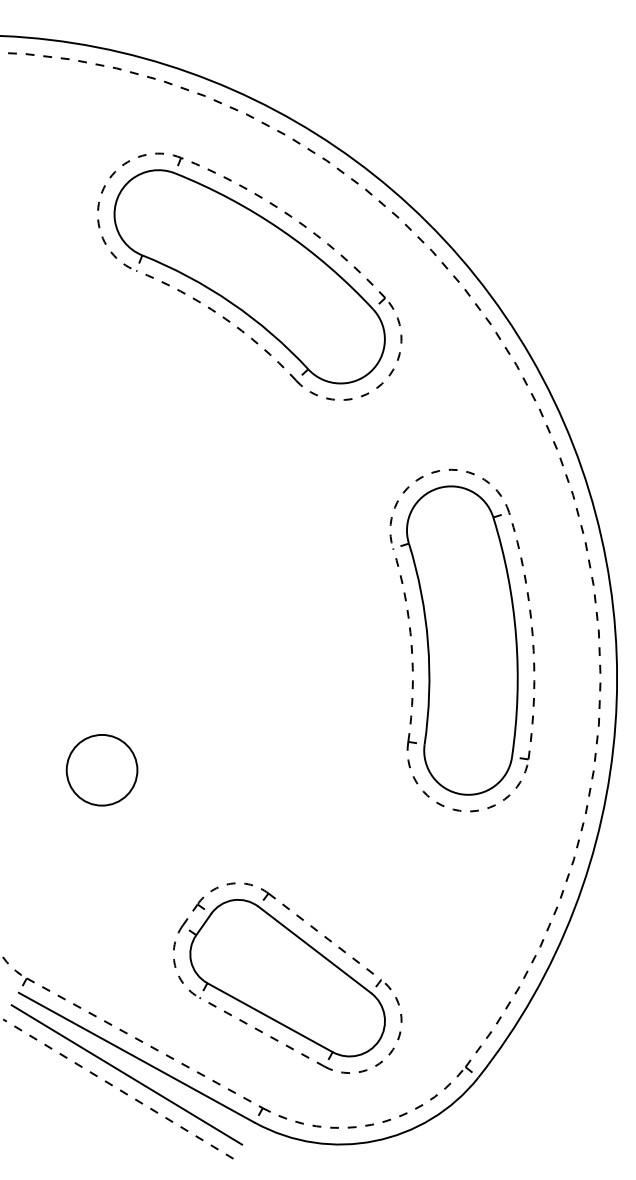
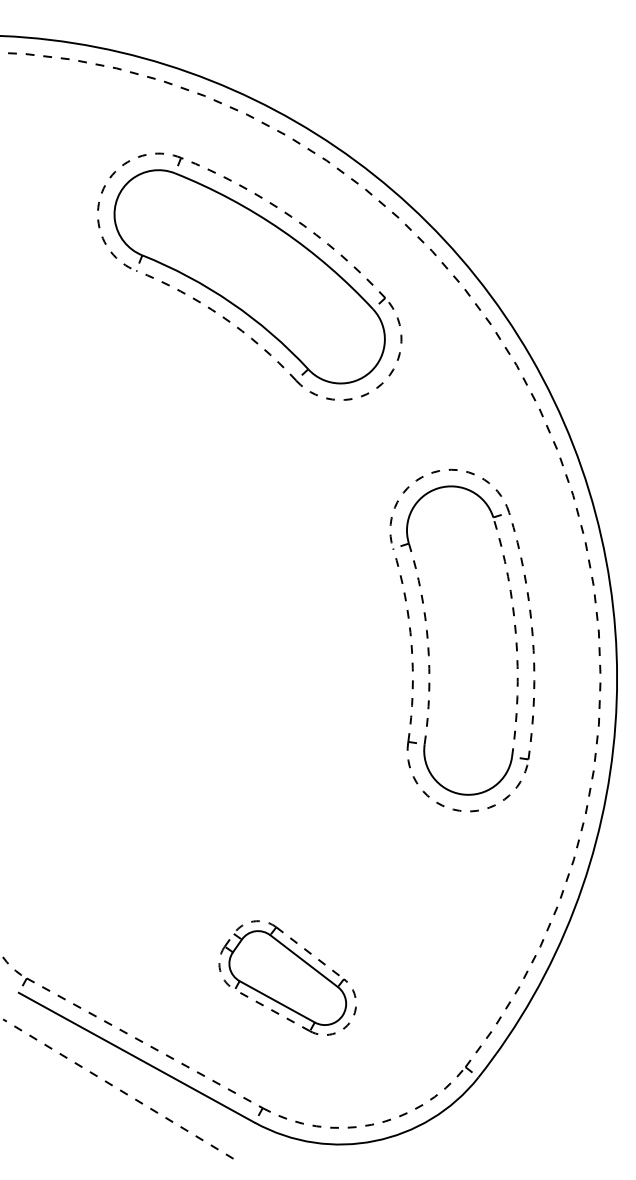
arc: solid -> dashed (516, 636)
arc: solid -> dashed (428, 643)
circle: present -> none (101, 770)
part size: 230x192 px -> 139x116 px (287, 977)
line: present -> none (126, 1074)
